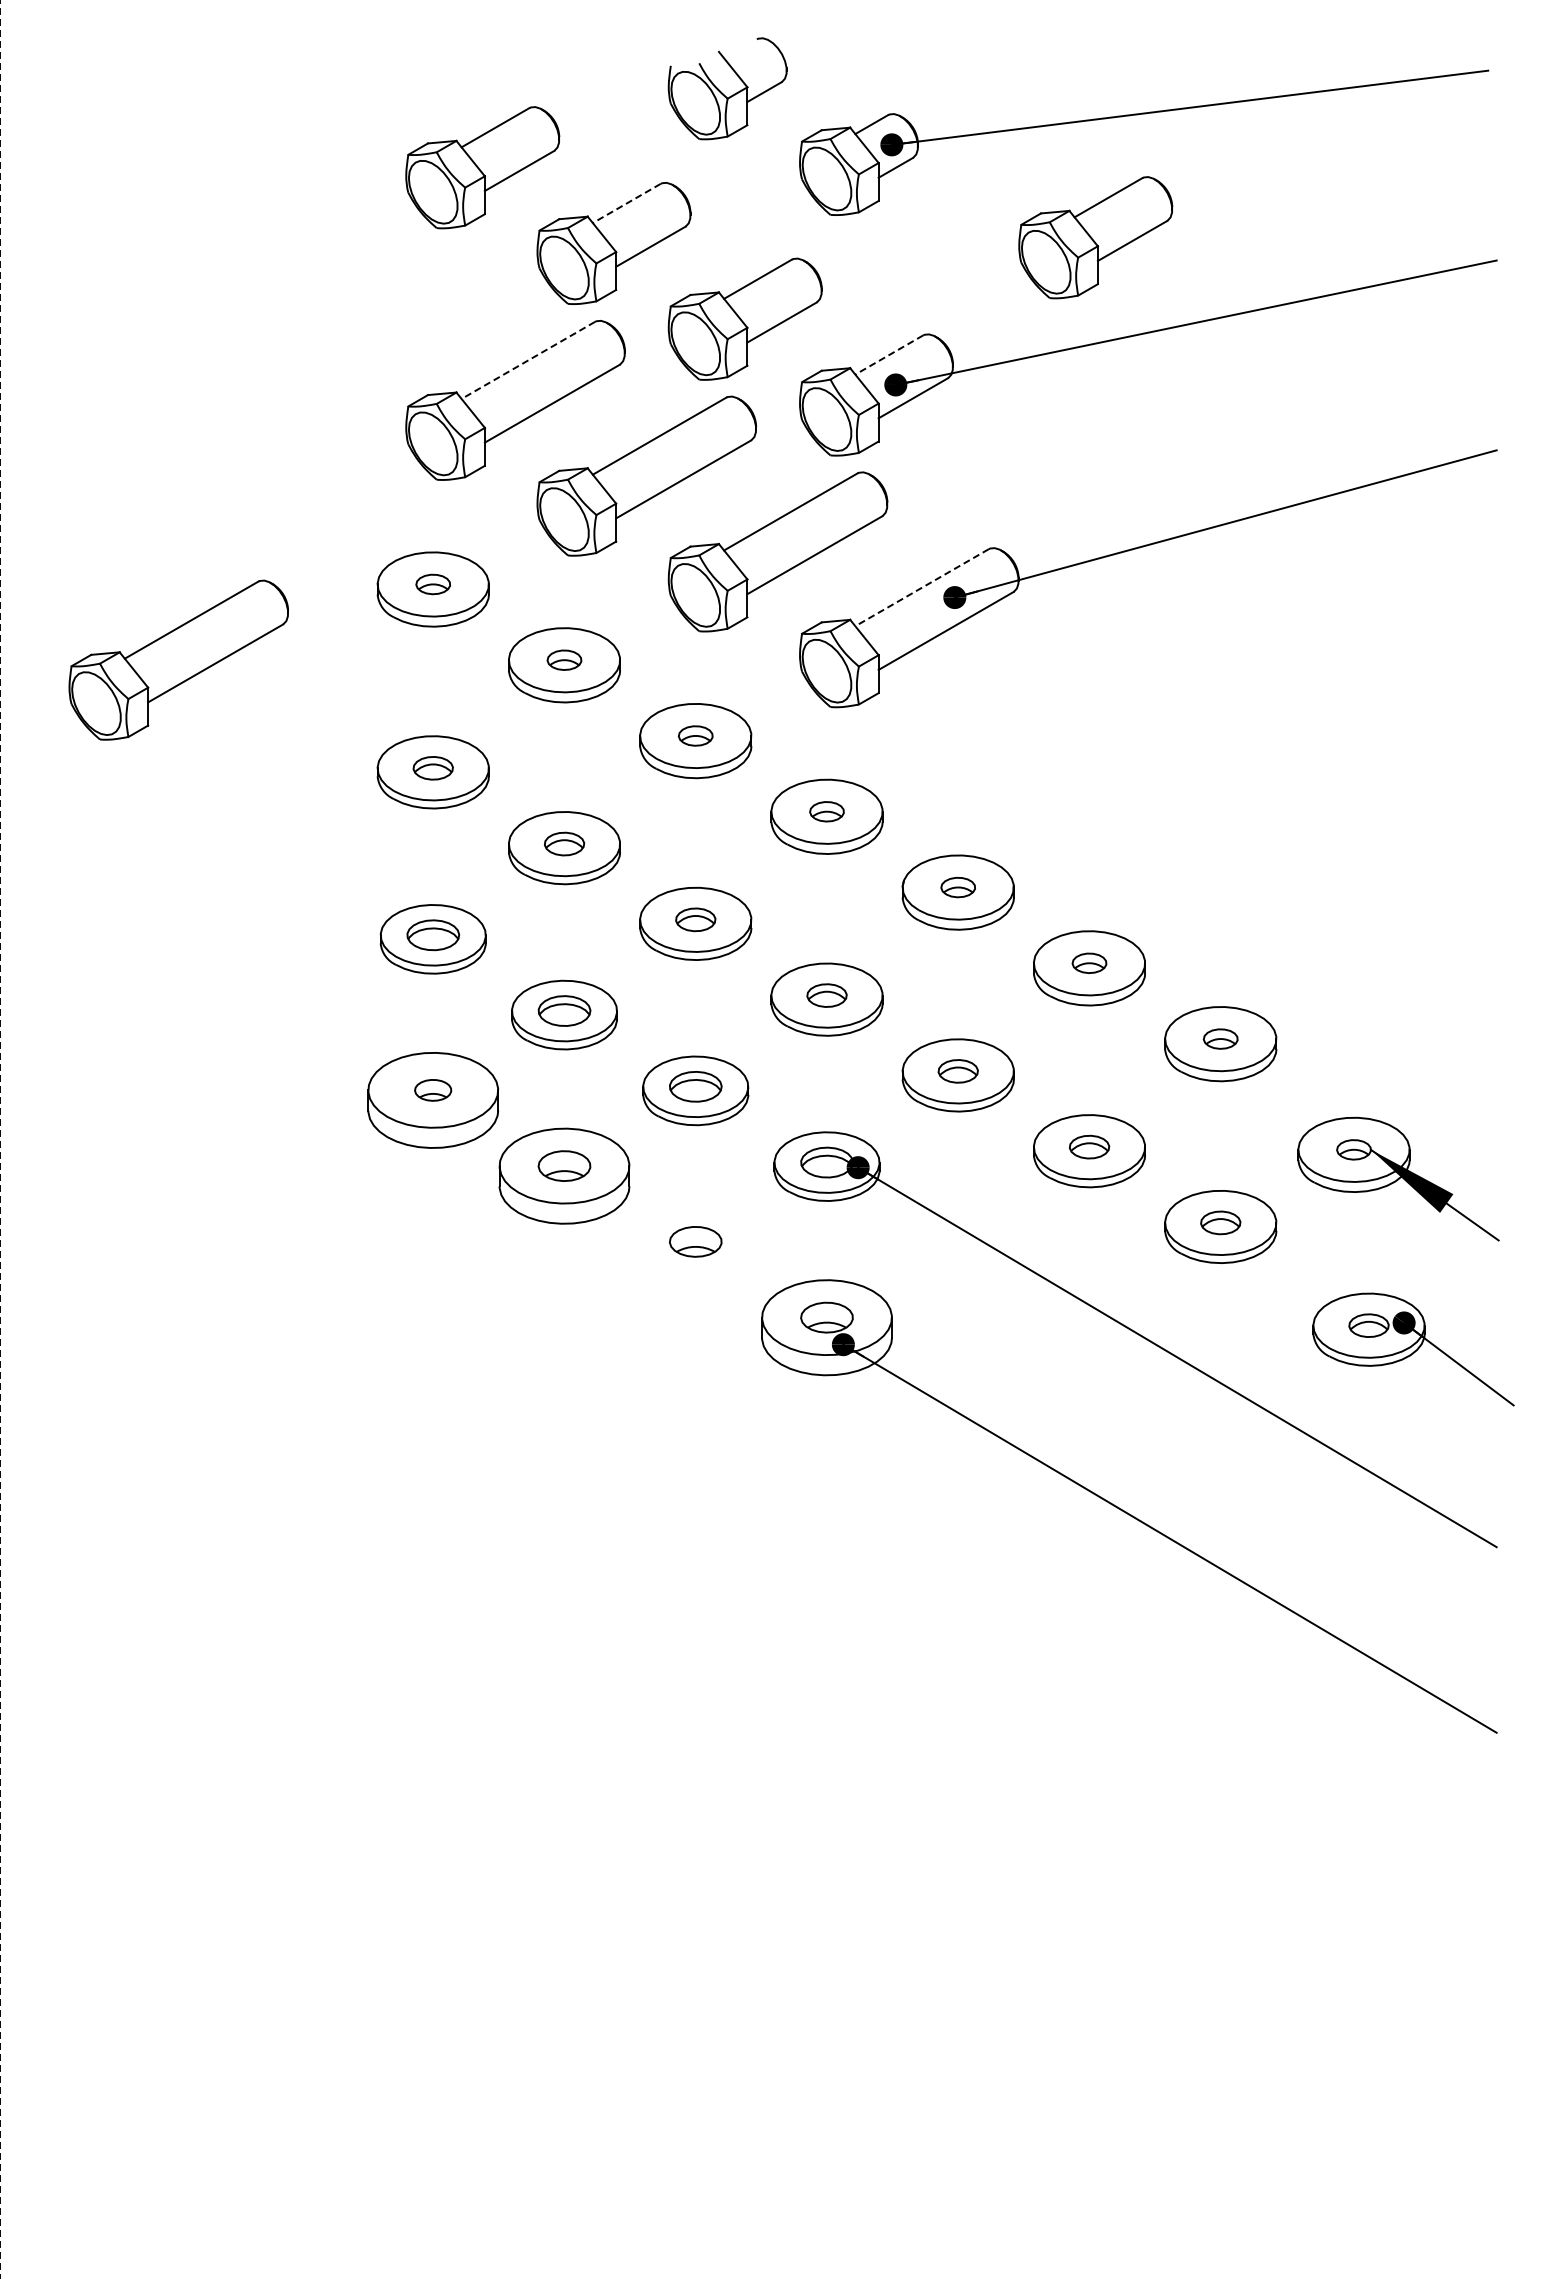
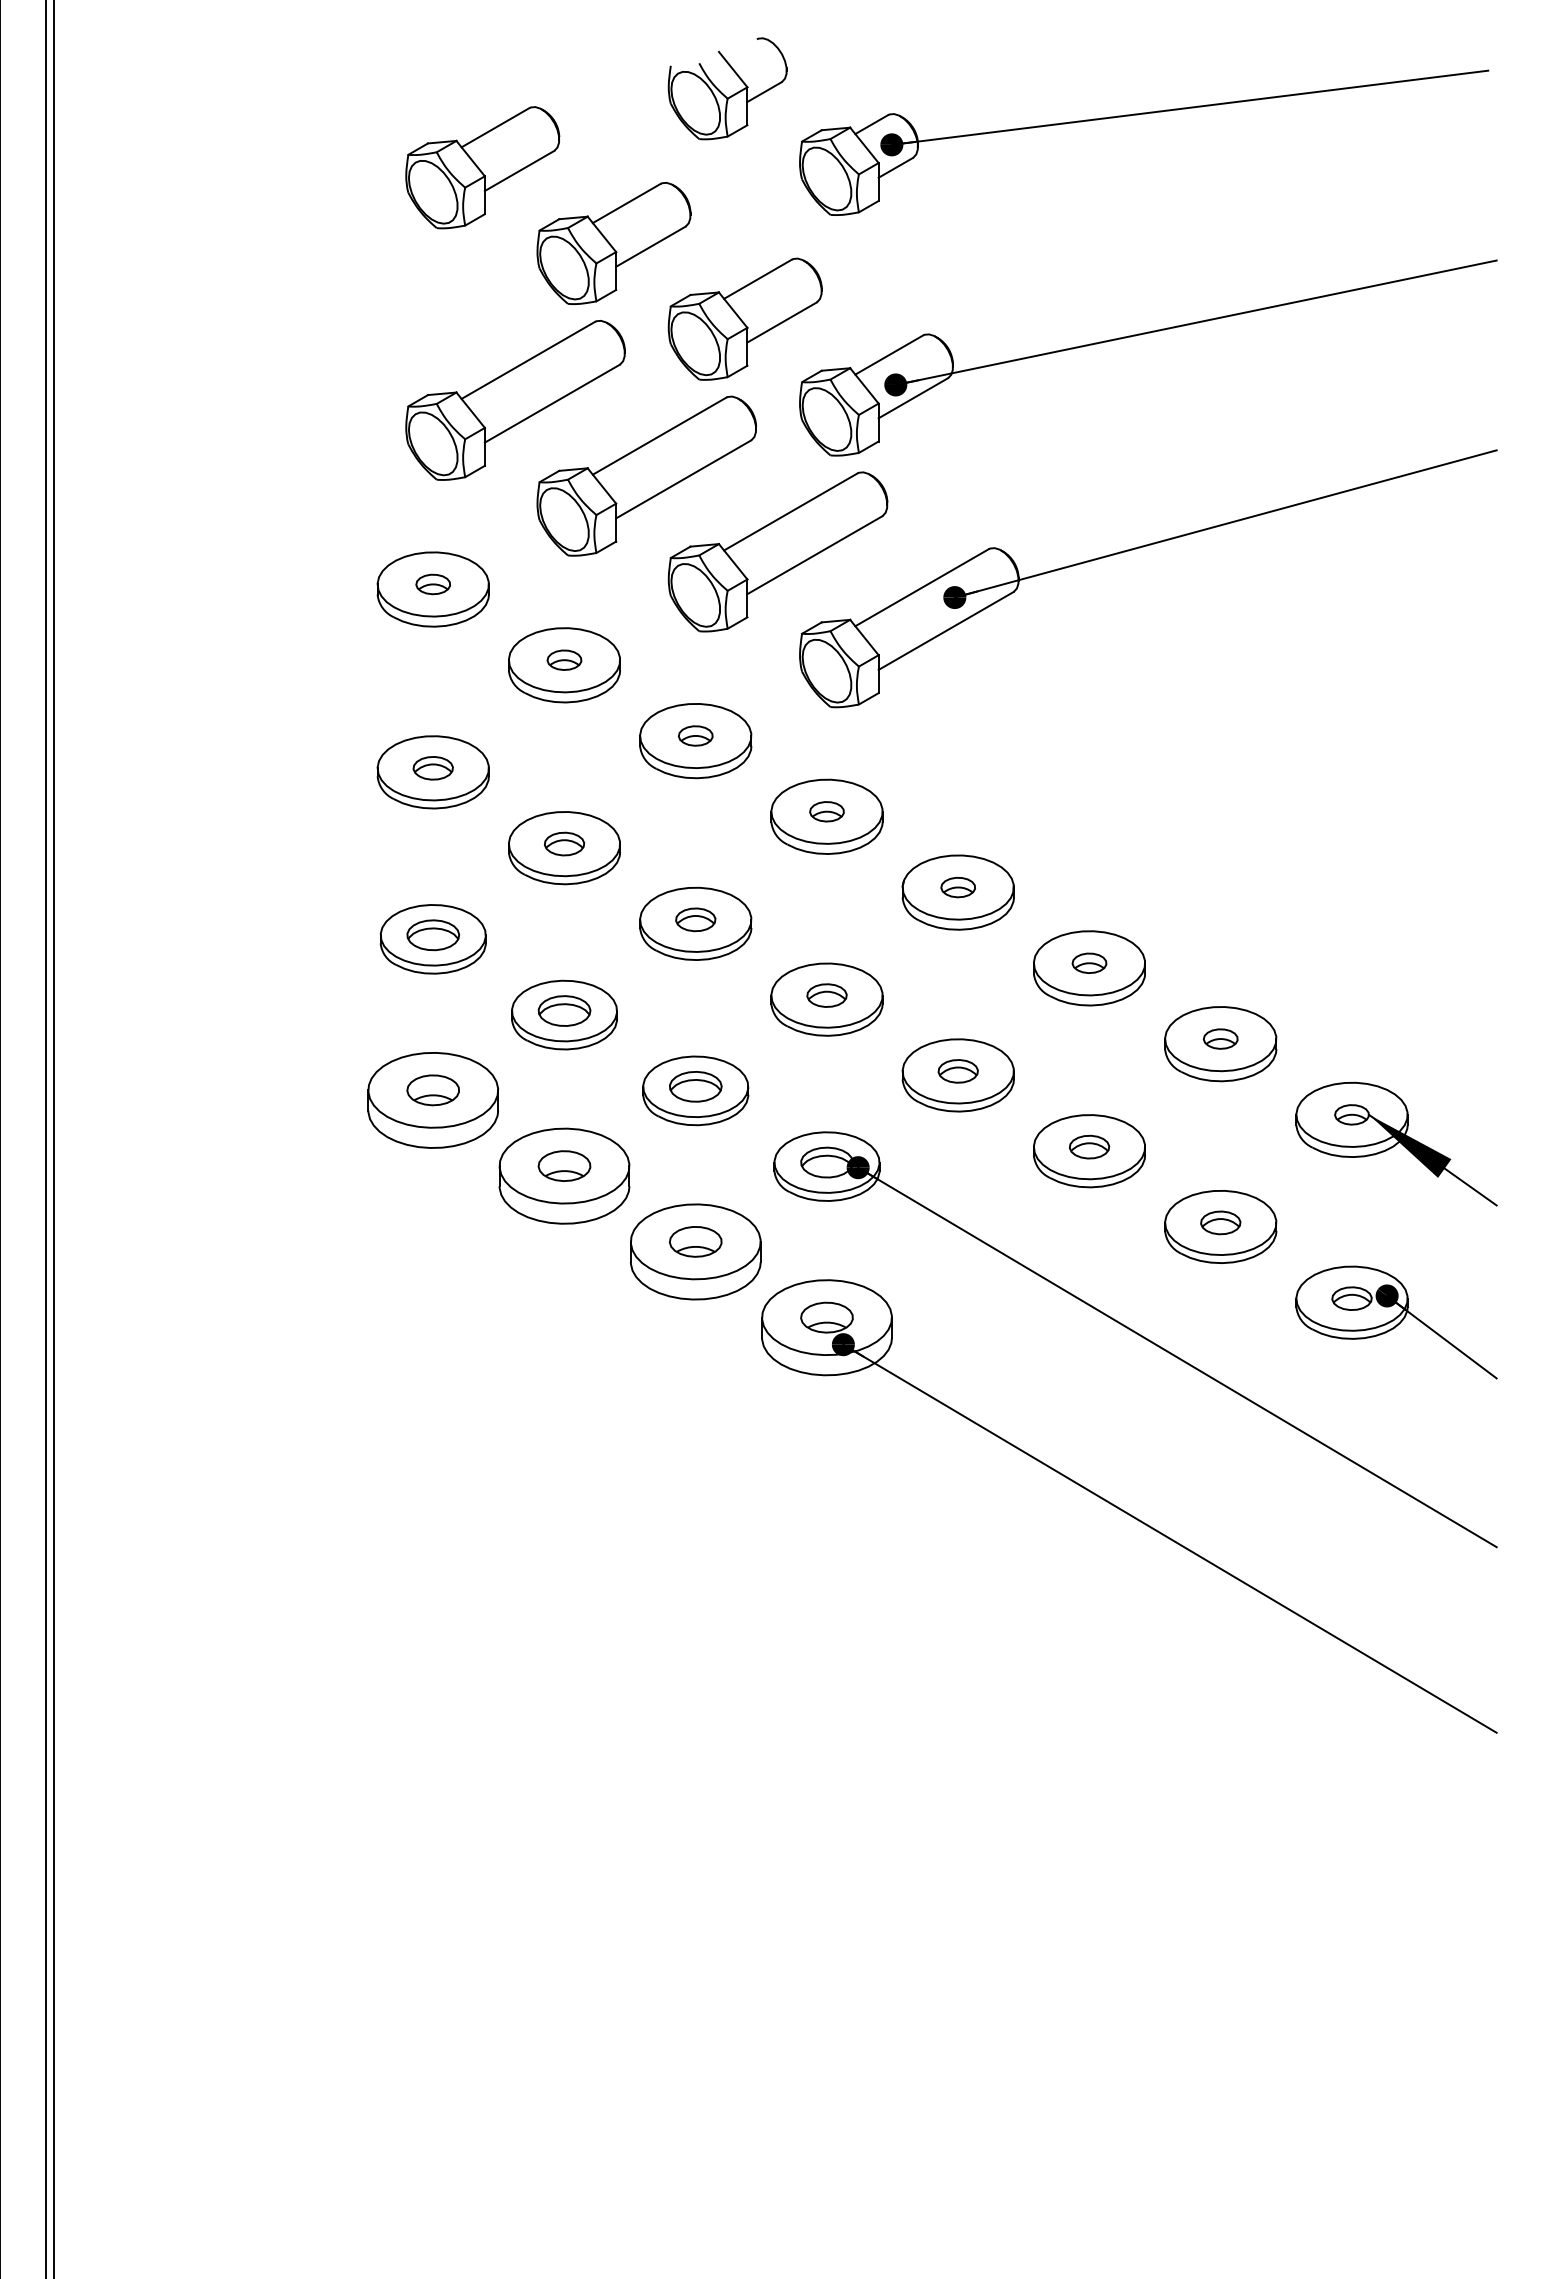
line: dashed -> solid (626, 203)
part: present -> none (1095, 237)
line: dashed -> solid (888, 355)
line: dashed -> solid (527, 360)
line: dashed -> solid (921, 587)
part: present -> none (178, 659)
part size: 39x23 px -> 54x33 px (432, 1090)
line: none -> present (46, 1138)
line: none -> present (54, 1138)
line: dashed -> solid (0, 1139)
part position: (1398, 1178) -> (1396, 1143) (1396, 1143)
part: none -> present (695, 1251)
part position: (1413, 1349) -> (1396, 1322) (1396, 1322)
